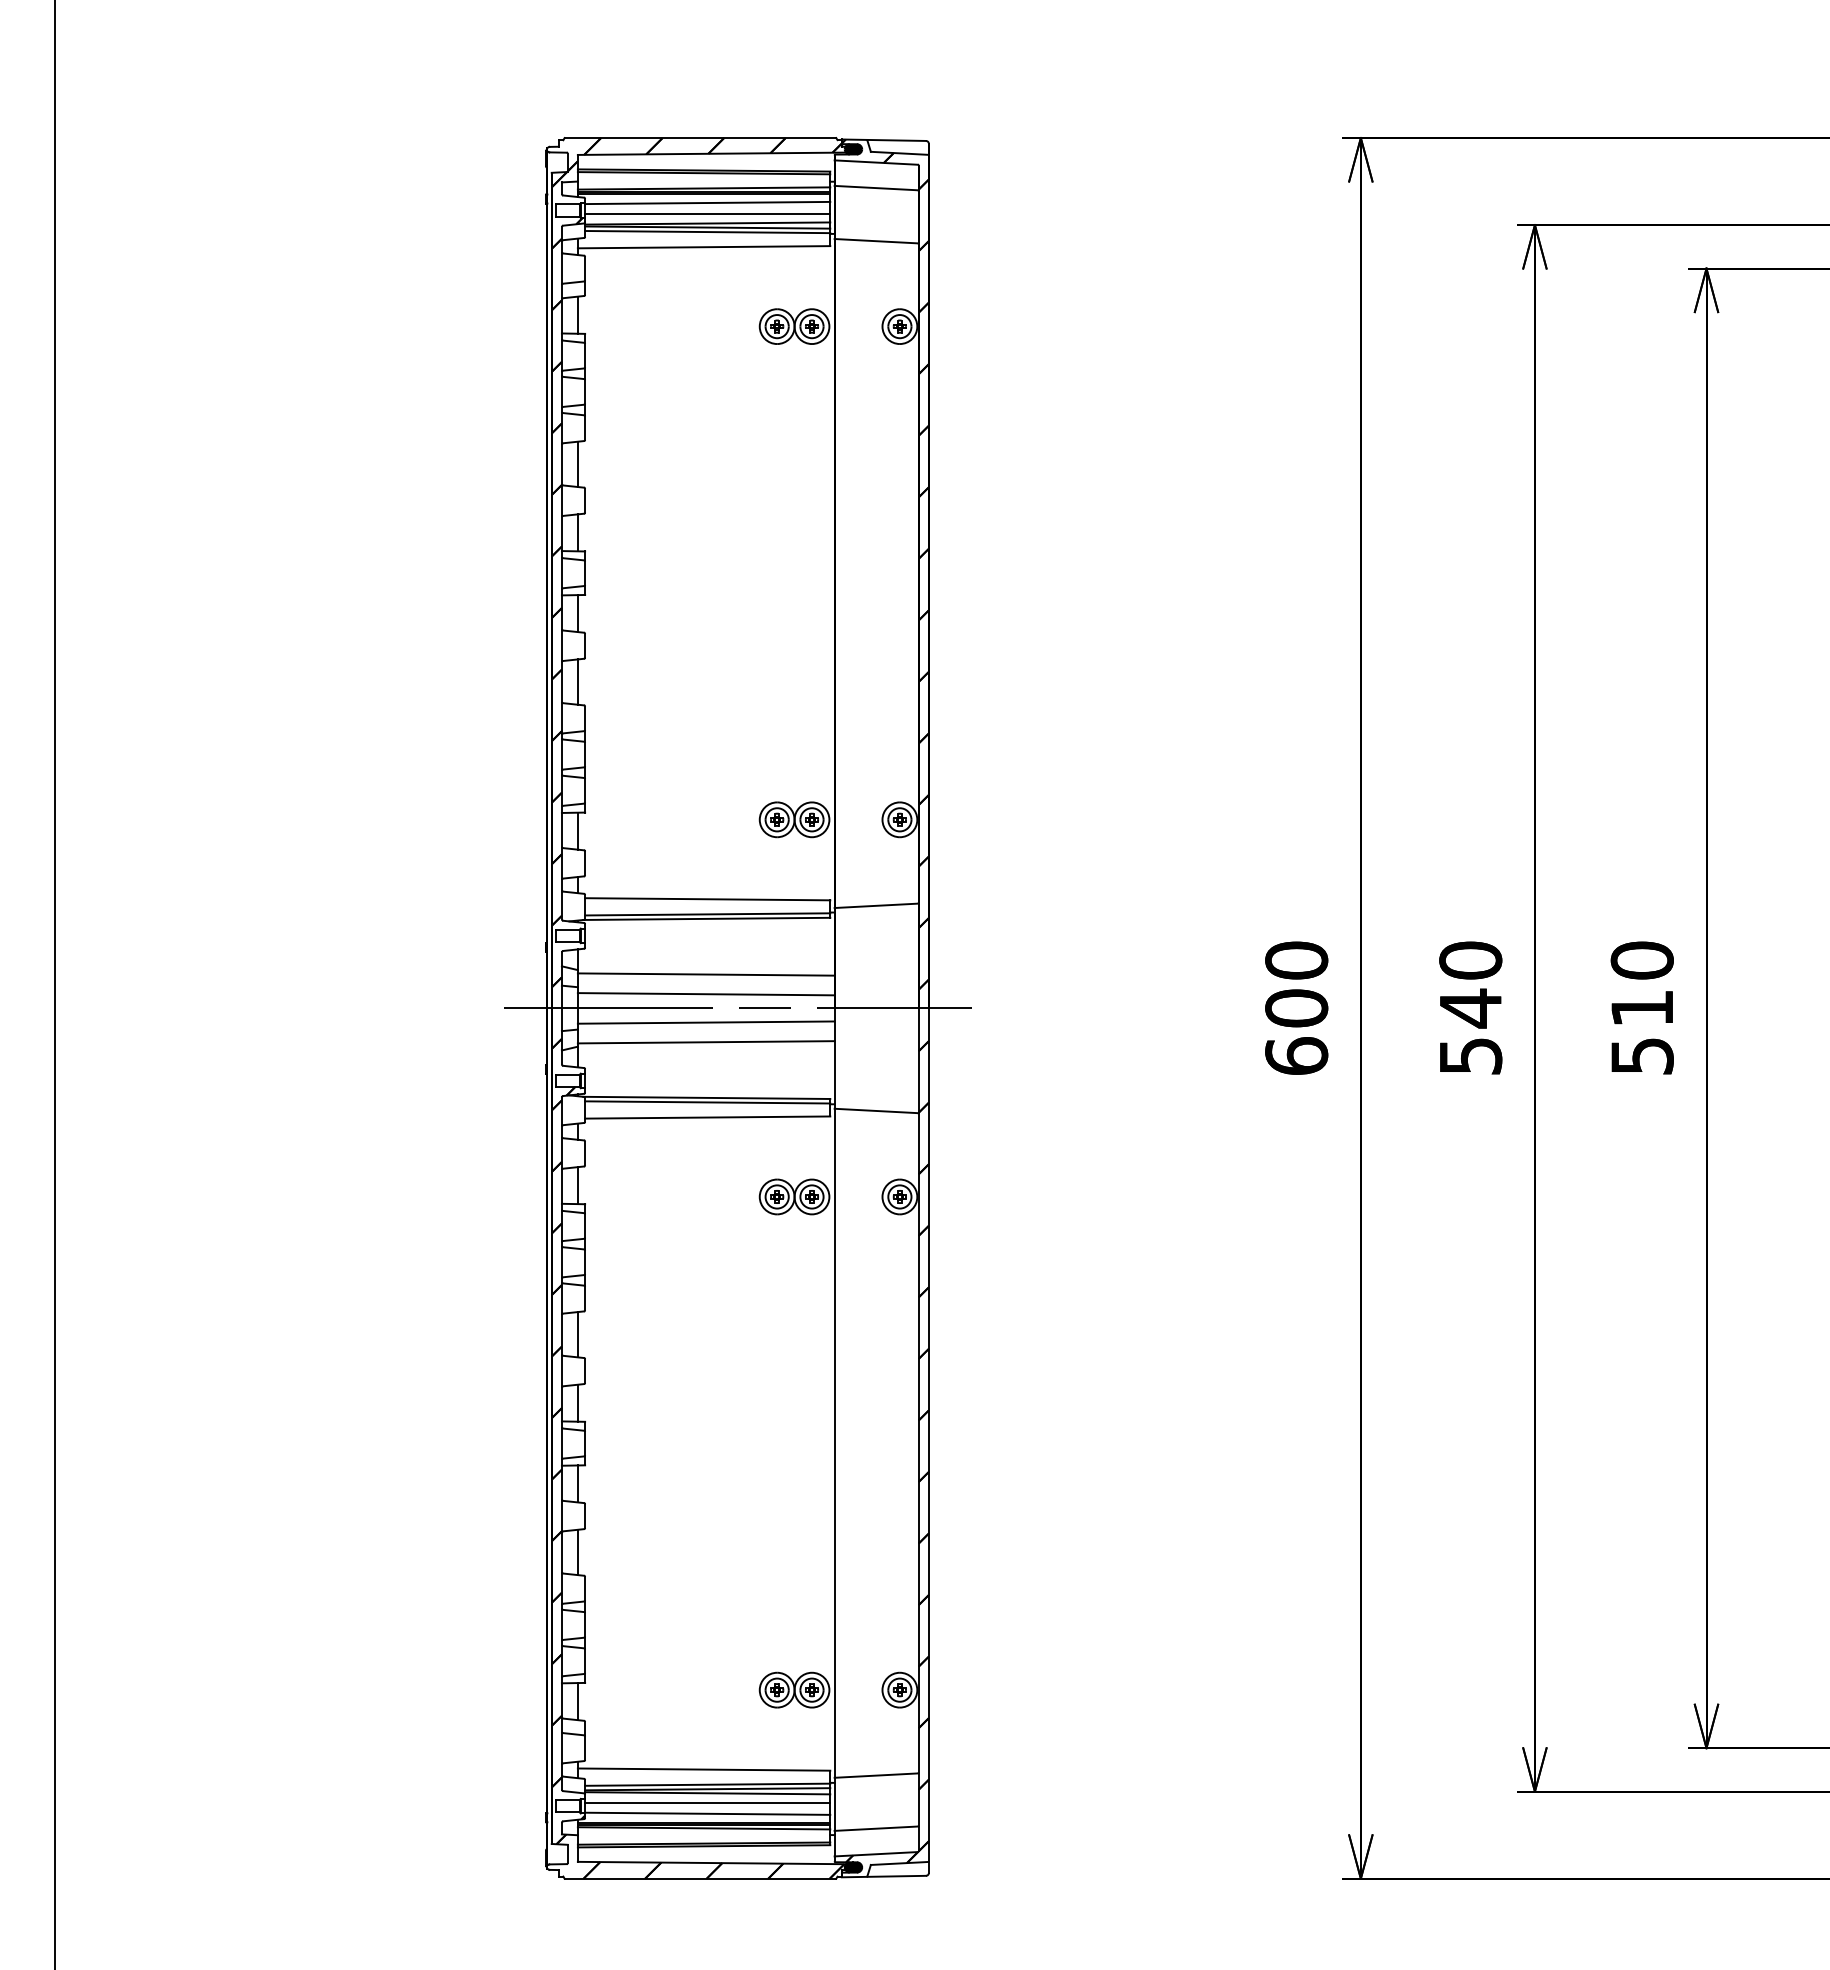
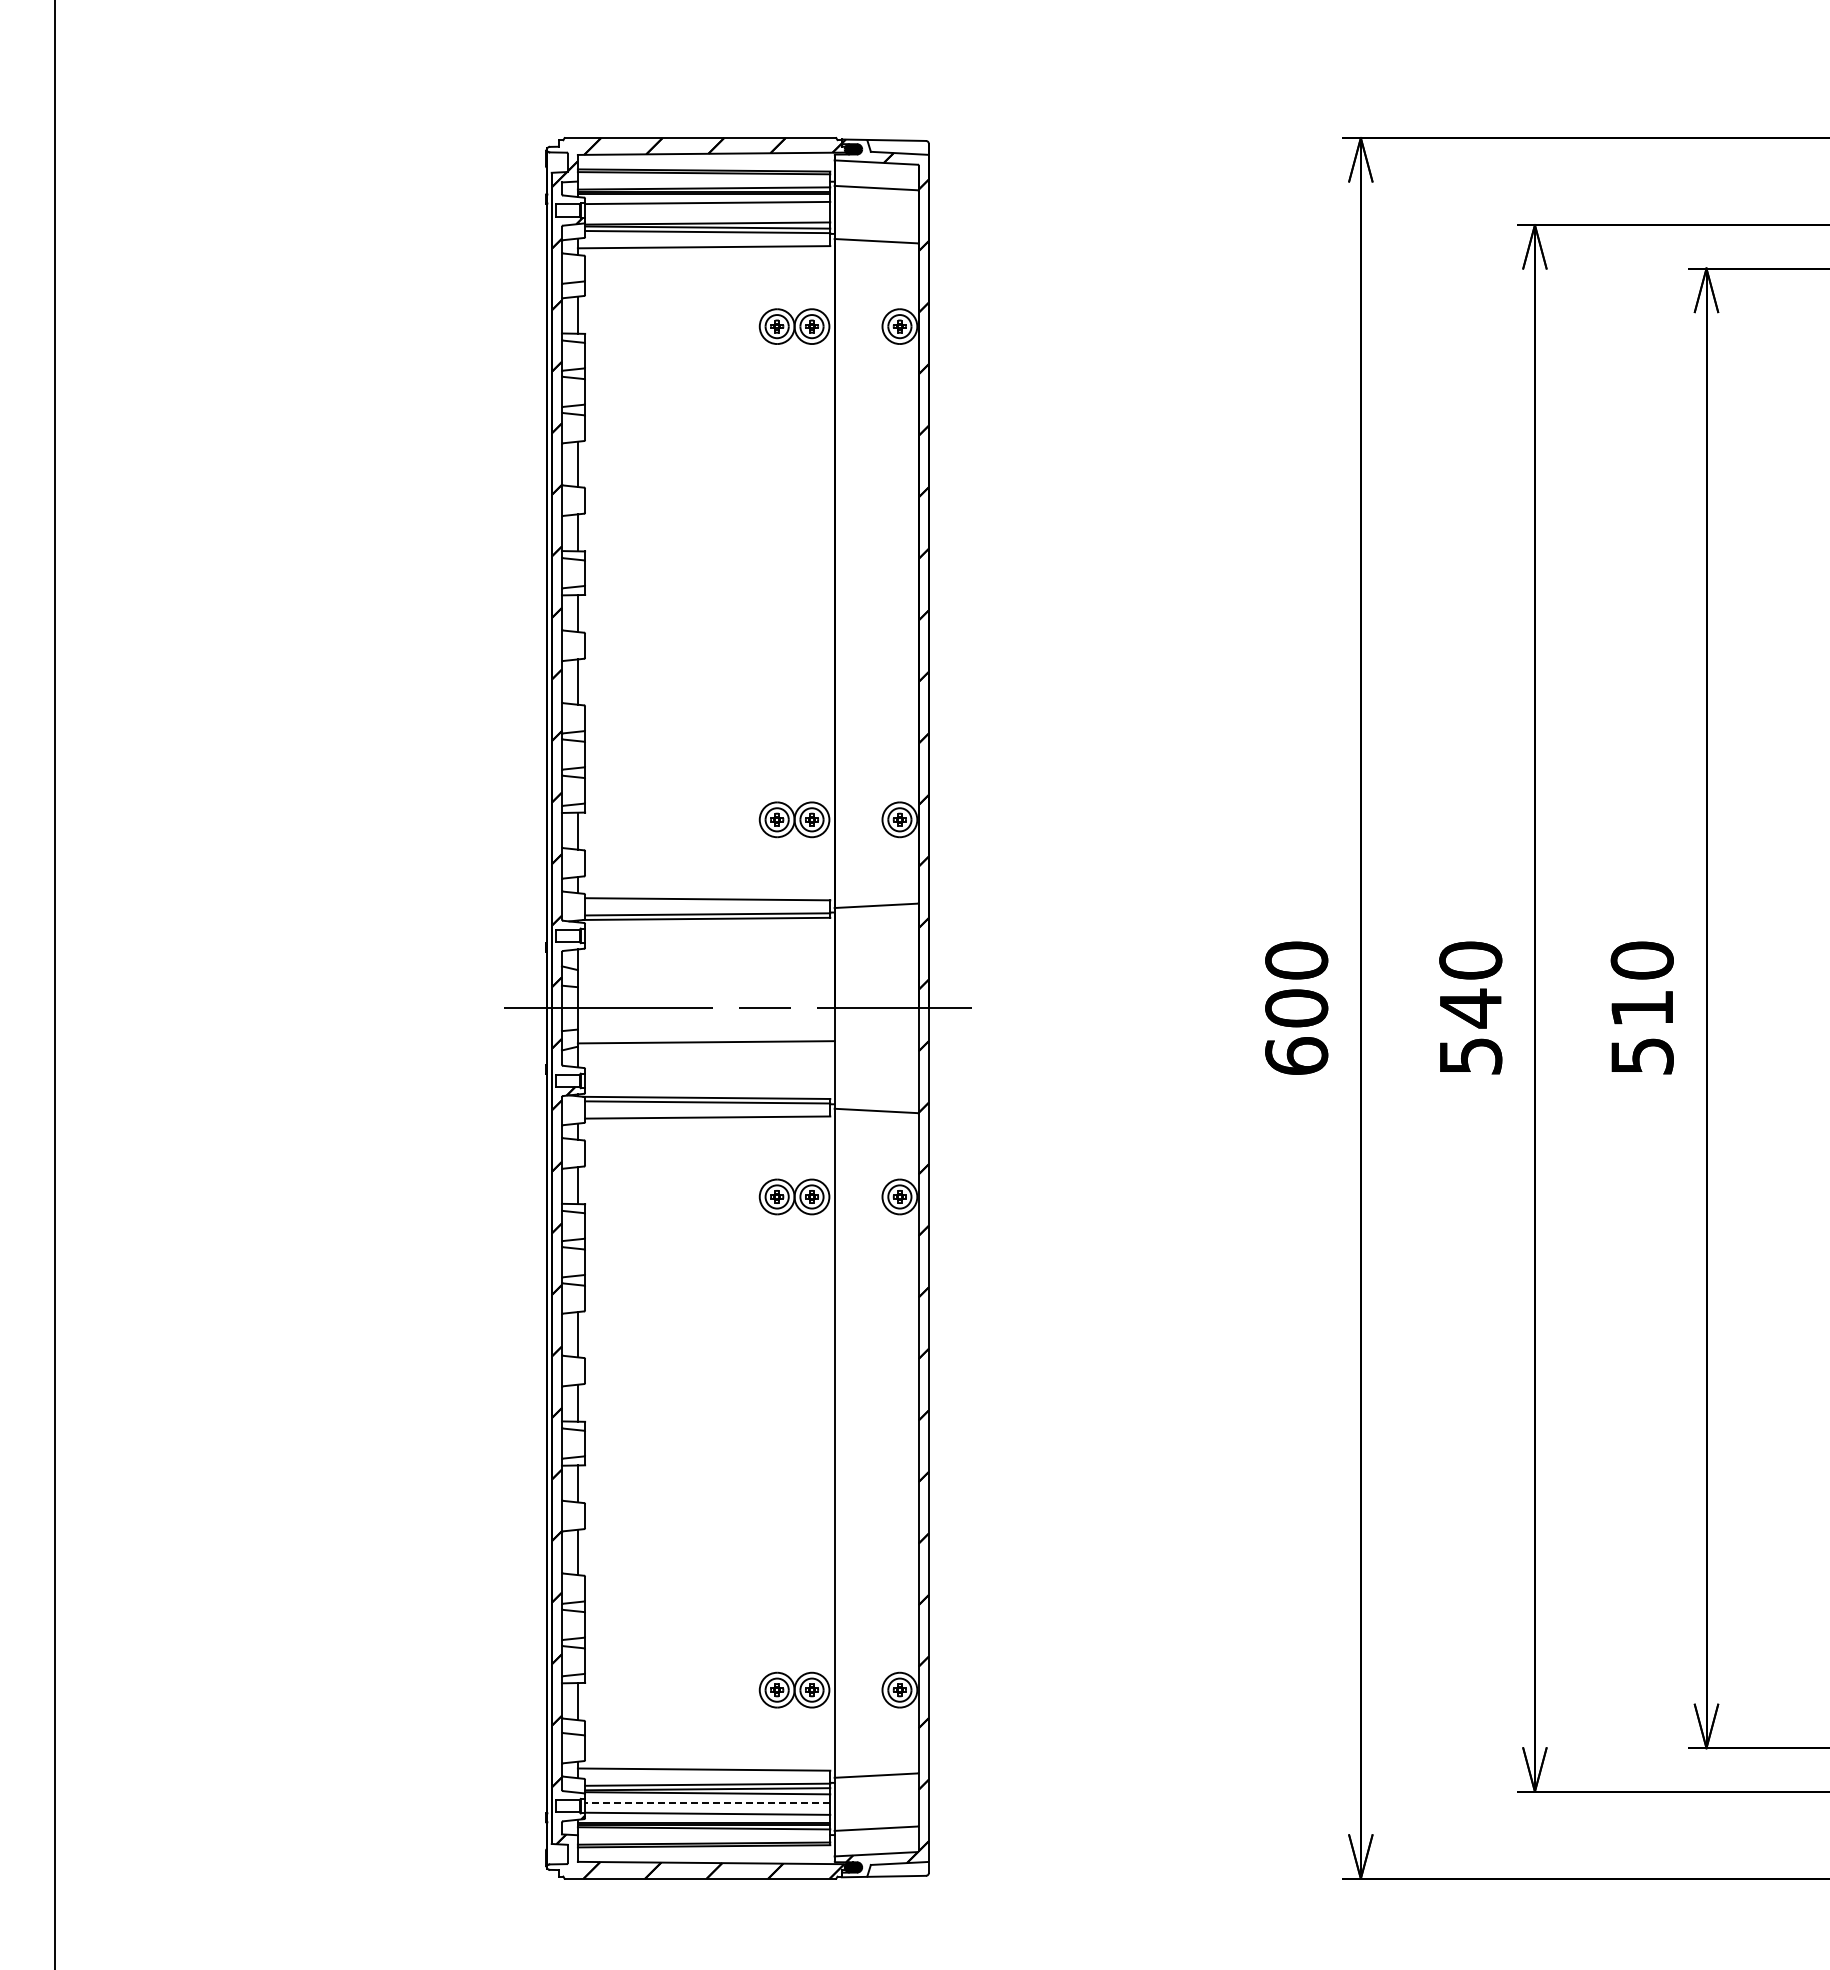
line: present -> none (707, 214)
line: present -> none (705, 974)
line: present -> none (705, 994)
line: present -> none (705, 1022)
line: solid -> dashed (707, 1802)
